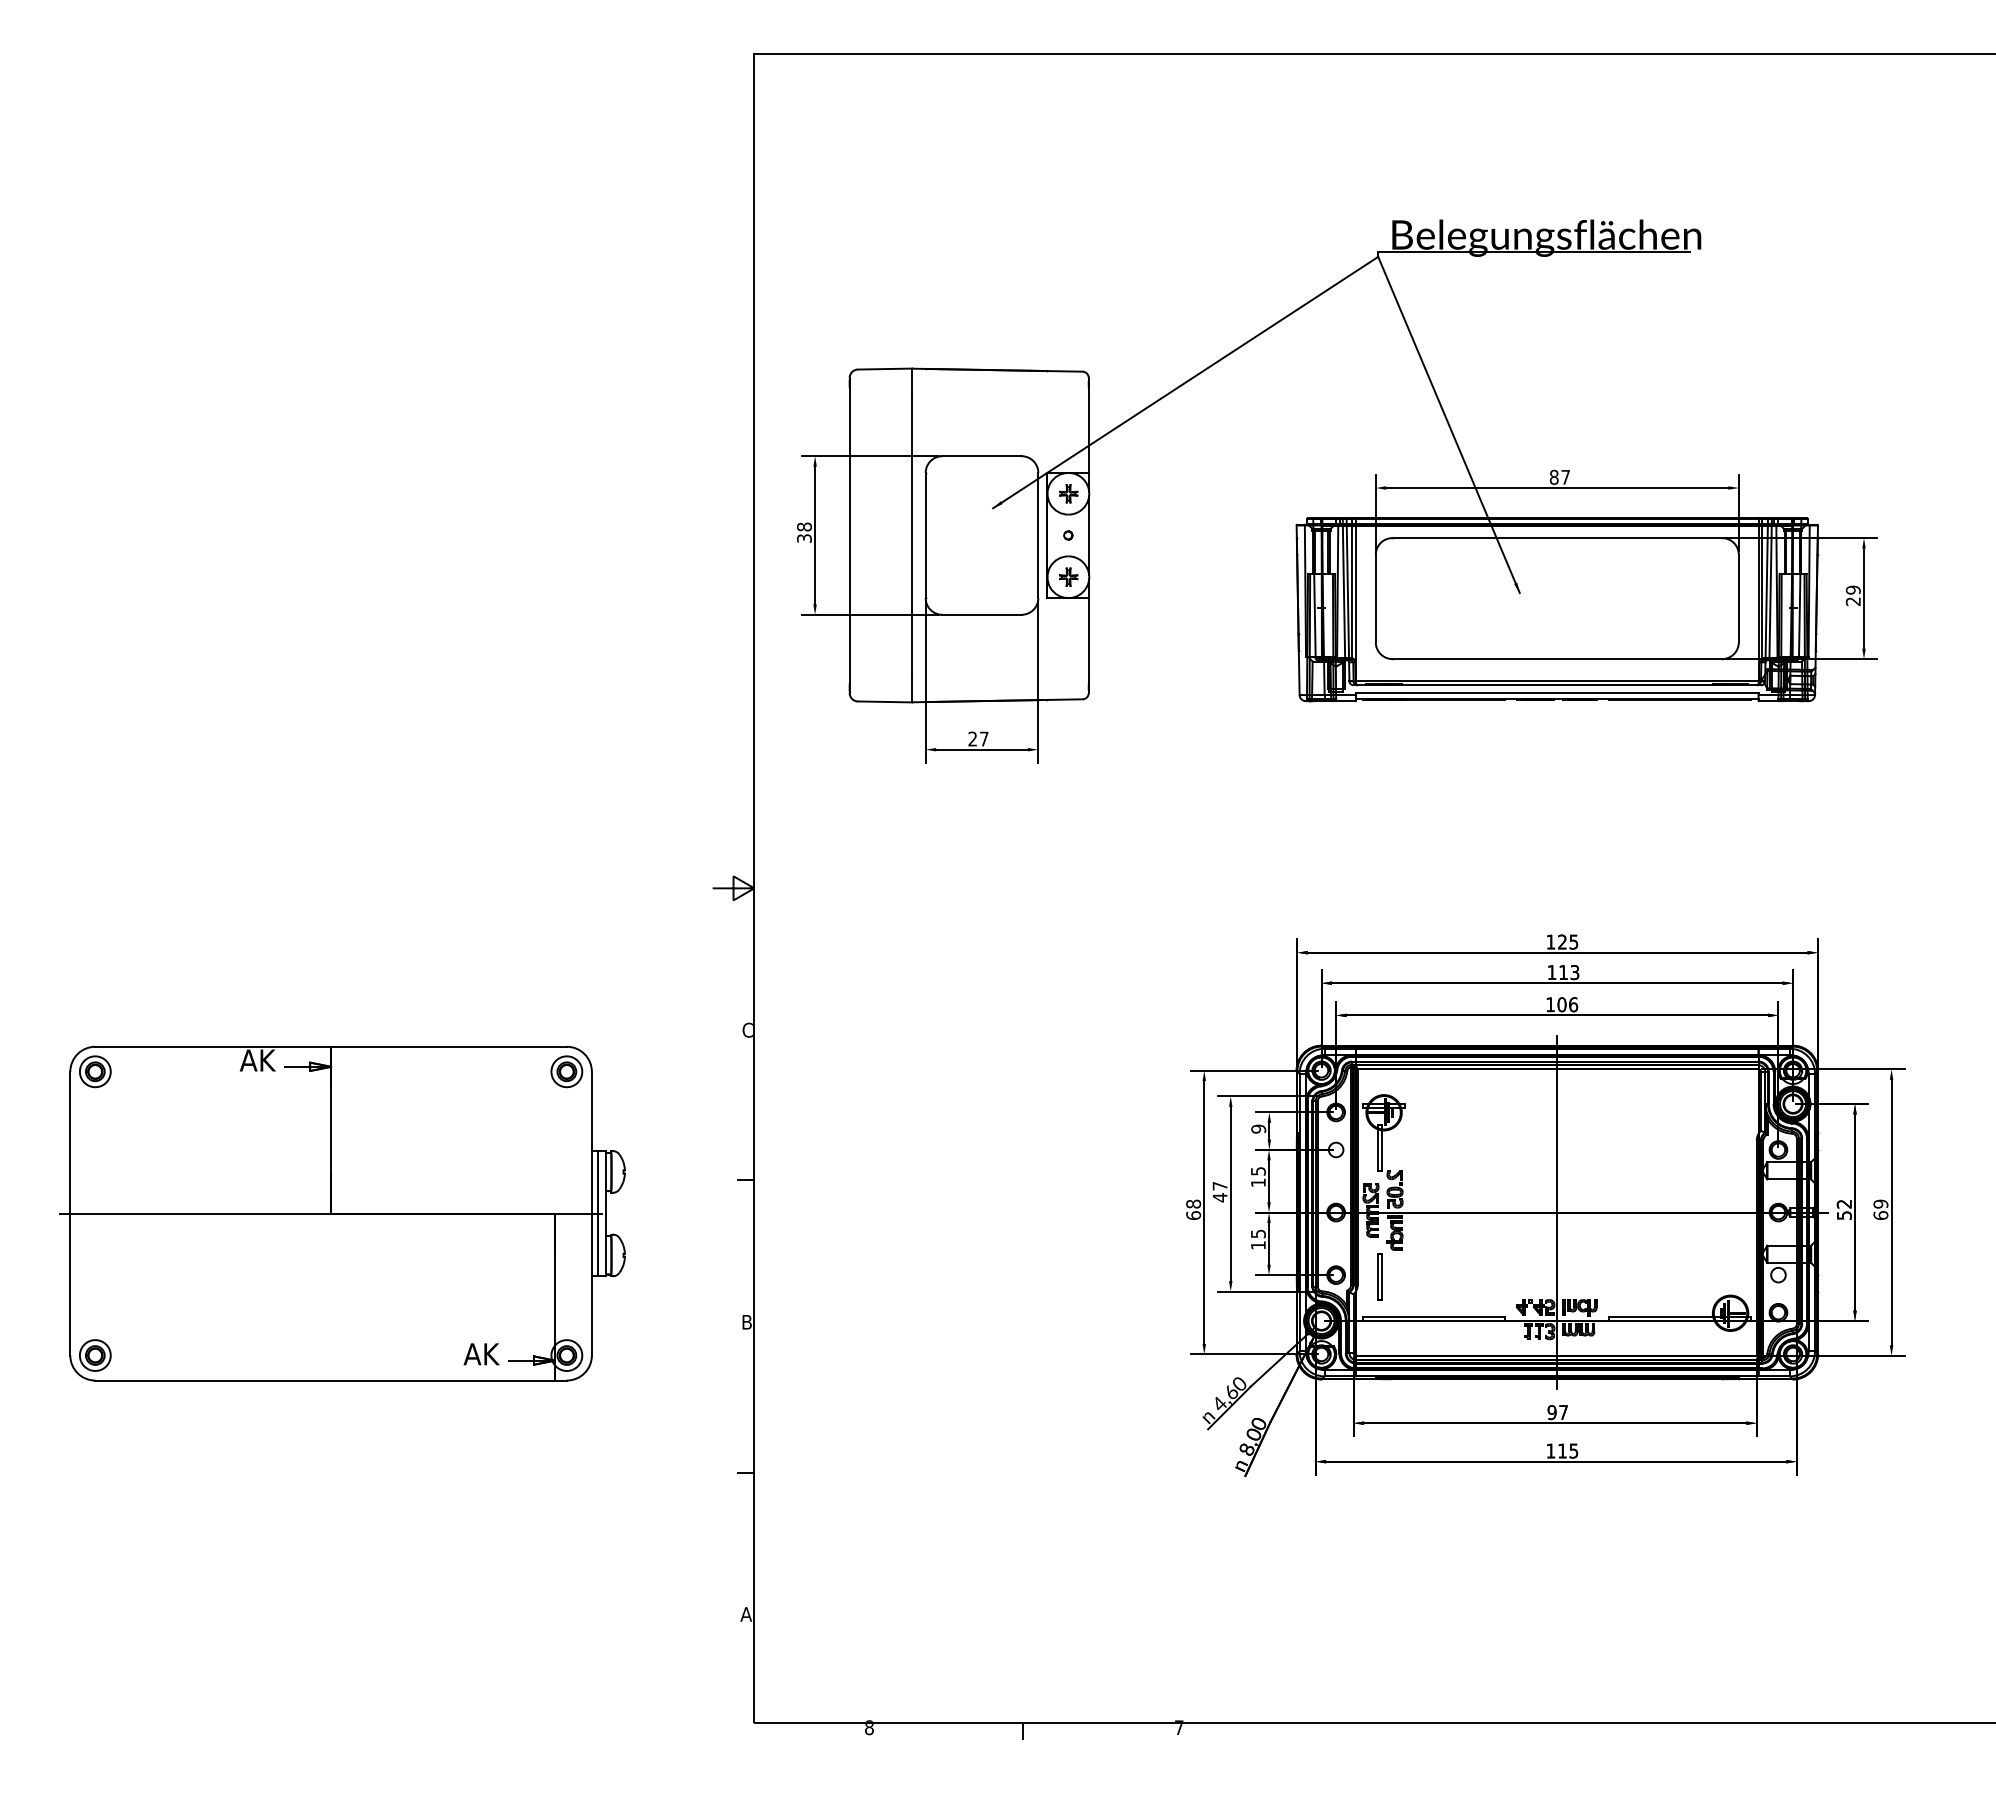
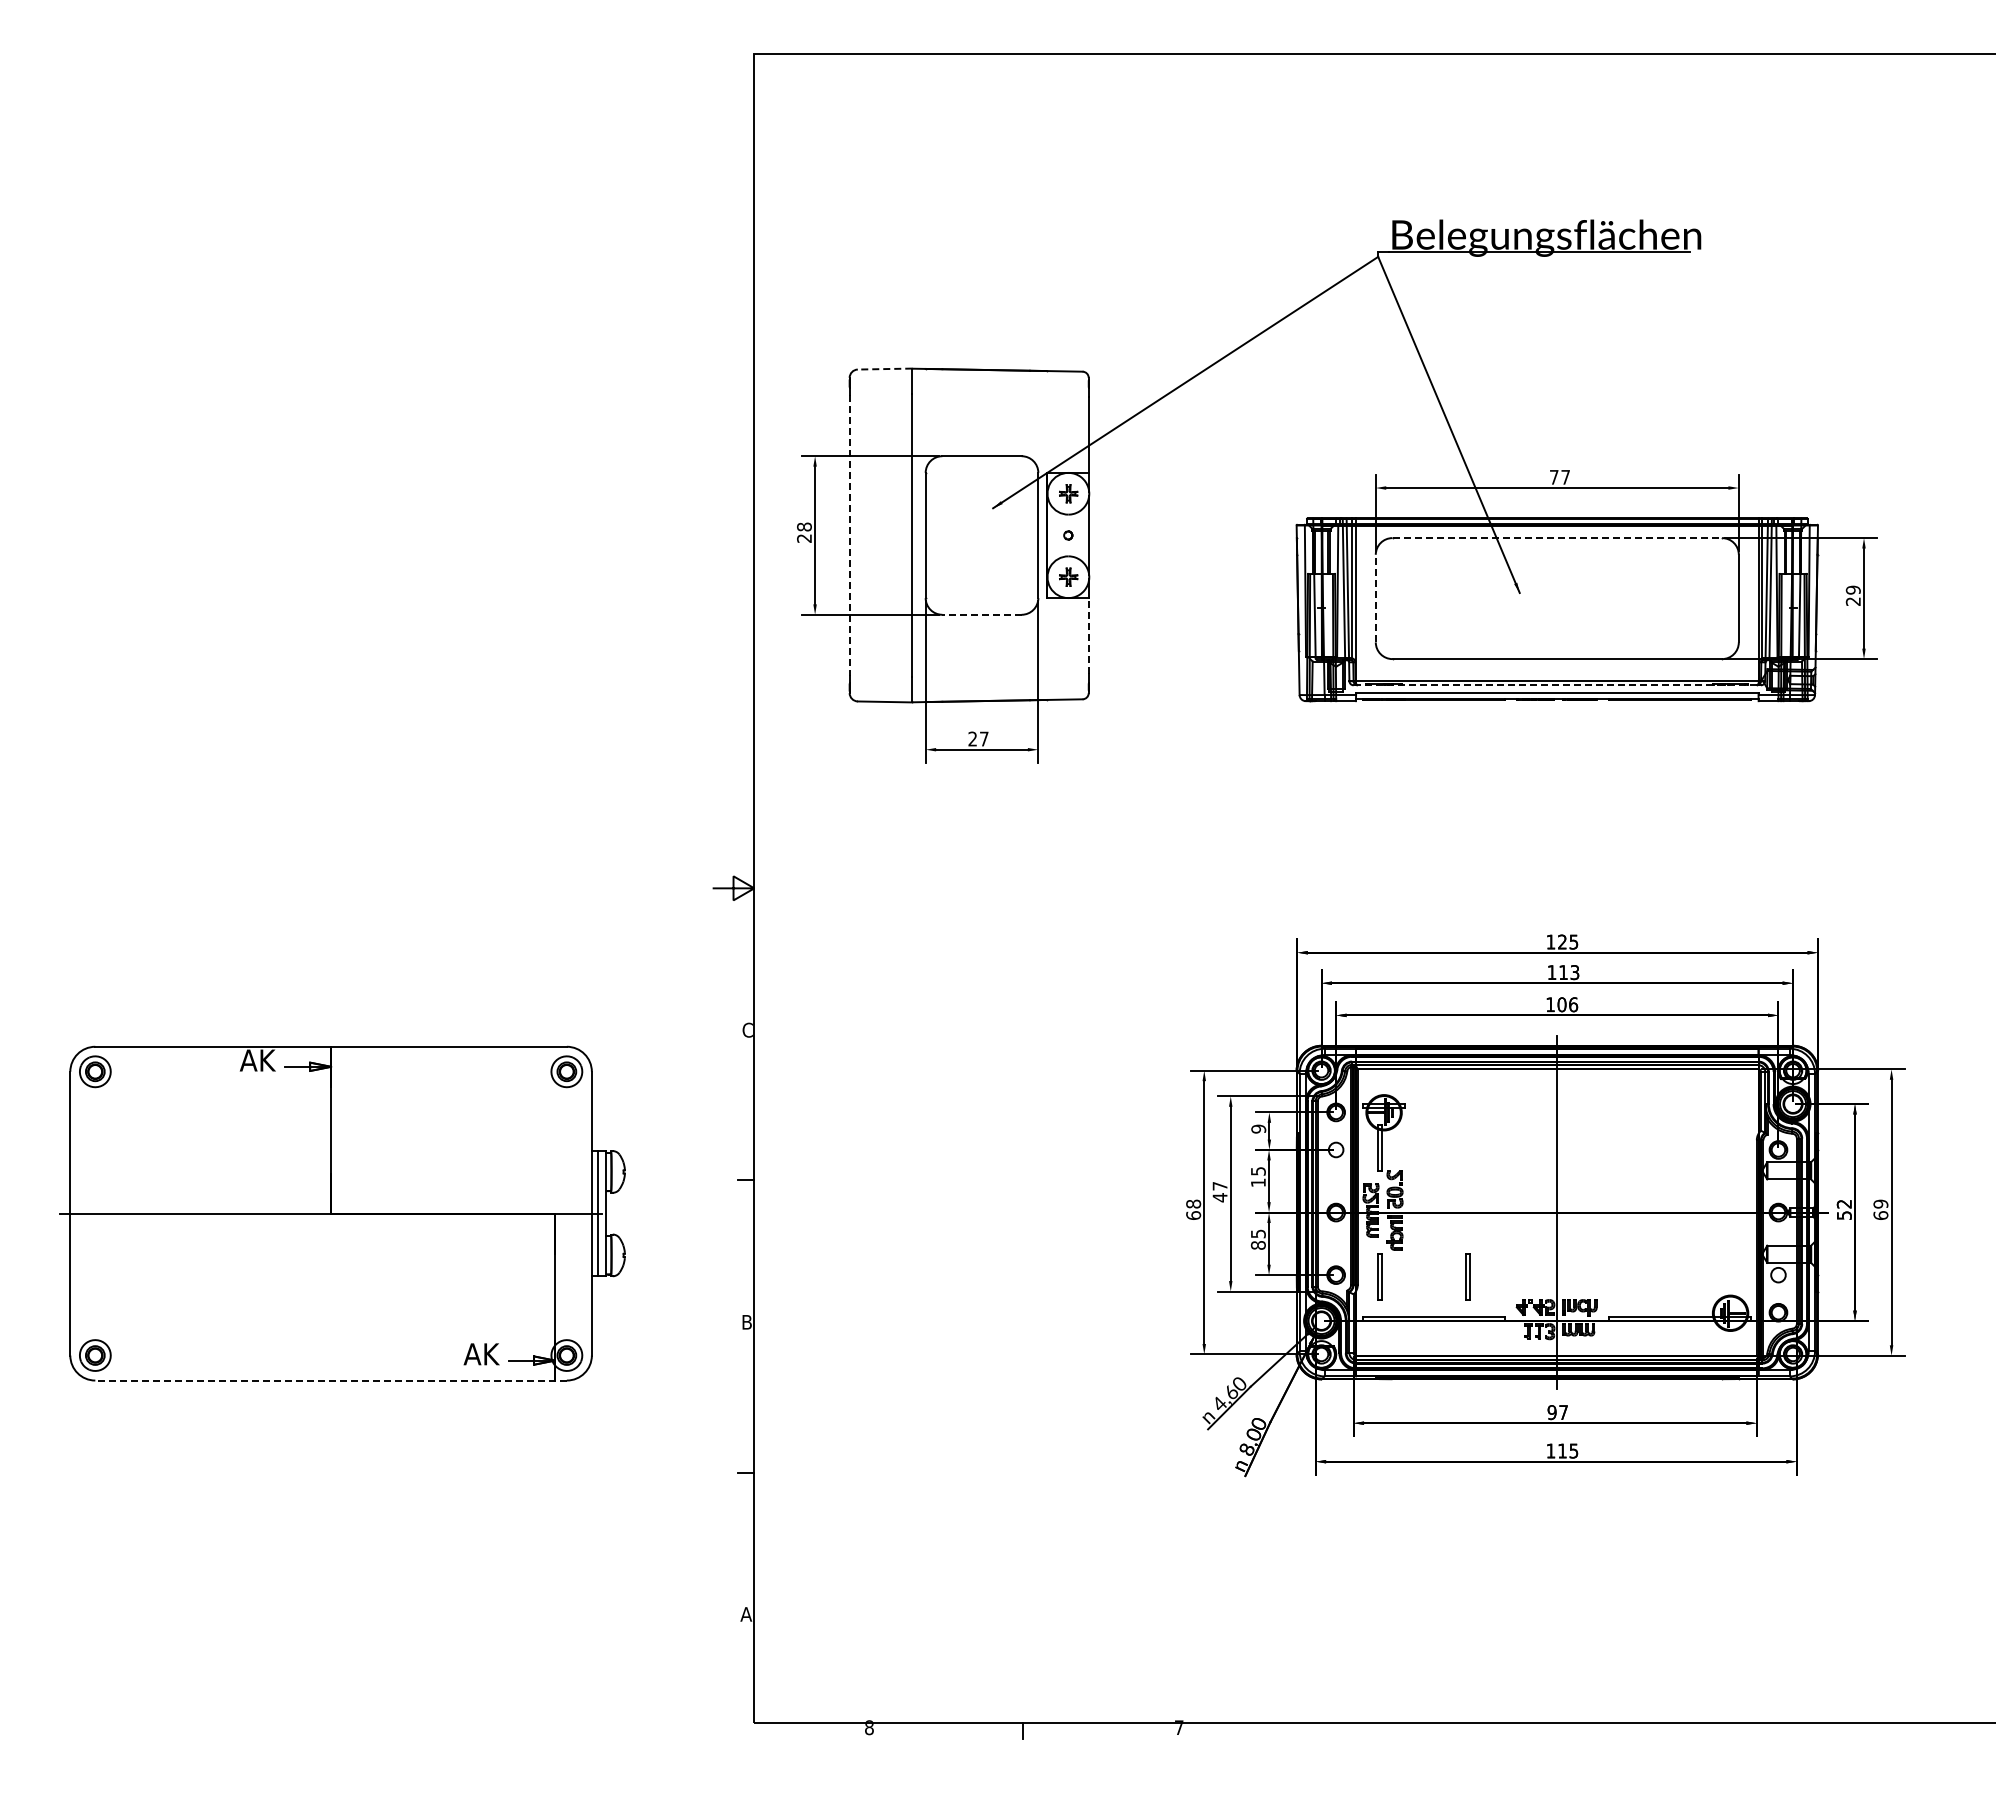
line: solid -> dashed (884, 369)
text: 87 -> 77 (1553, 476)
line: solid -> dashed (849, 535)
text: 38 -> 28 (804, 538)
line: solid -> dashed (1557, 538)
line: solid -> dashed (1375, 598)
line: solid -> dashed (982, 614)
line: solid -> dashed (1088, 635)
line: solid -> dashed (1555, 685)
text: 15 -> 85 (1257, 1245)
part: none -> present (1467, 1276)
line: solid -> dashed (331, 1380)
